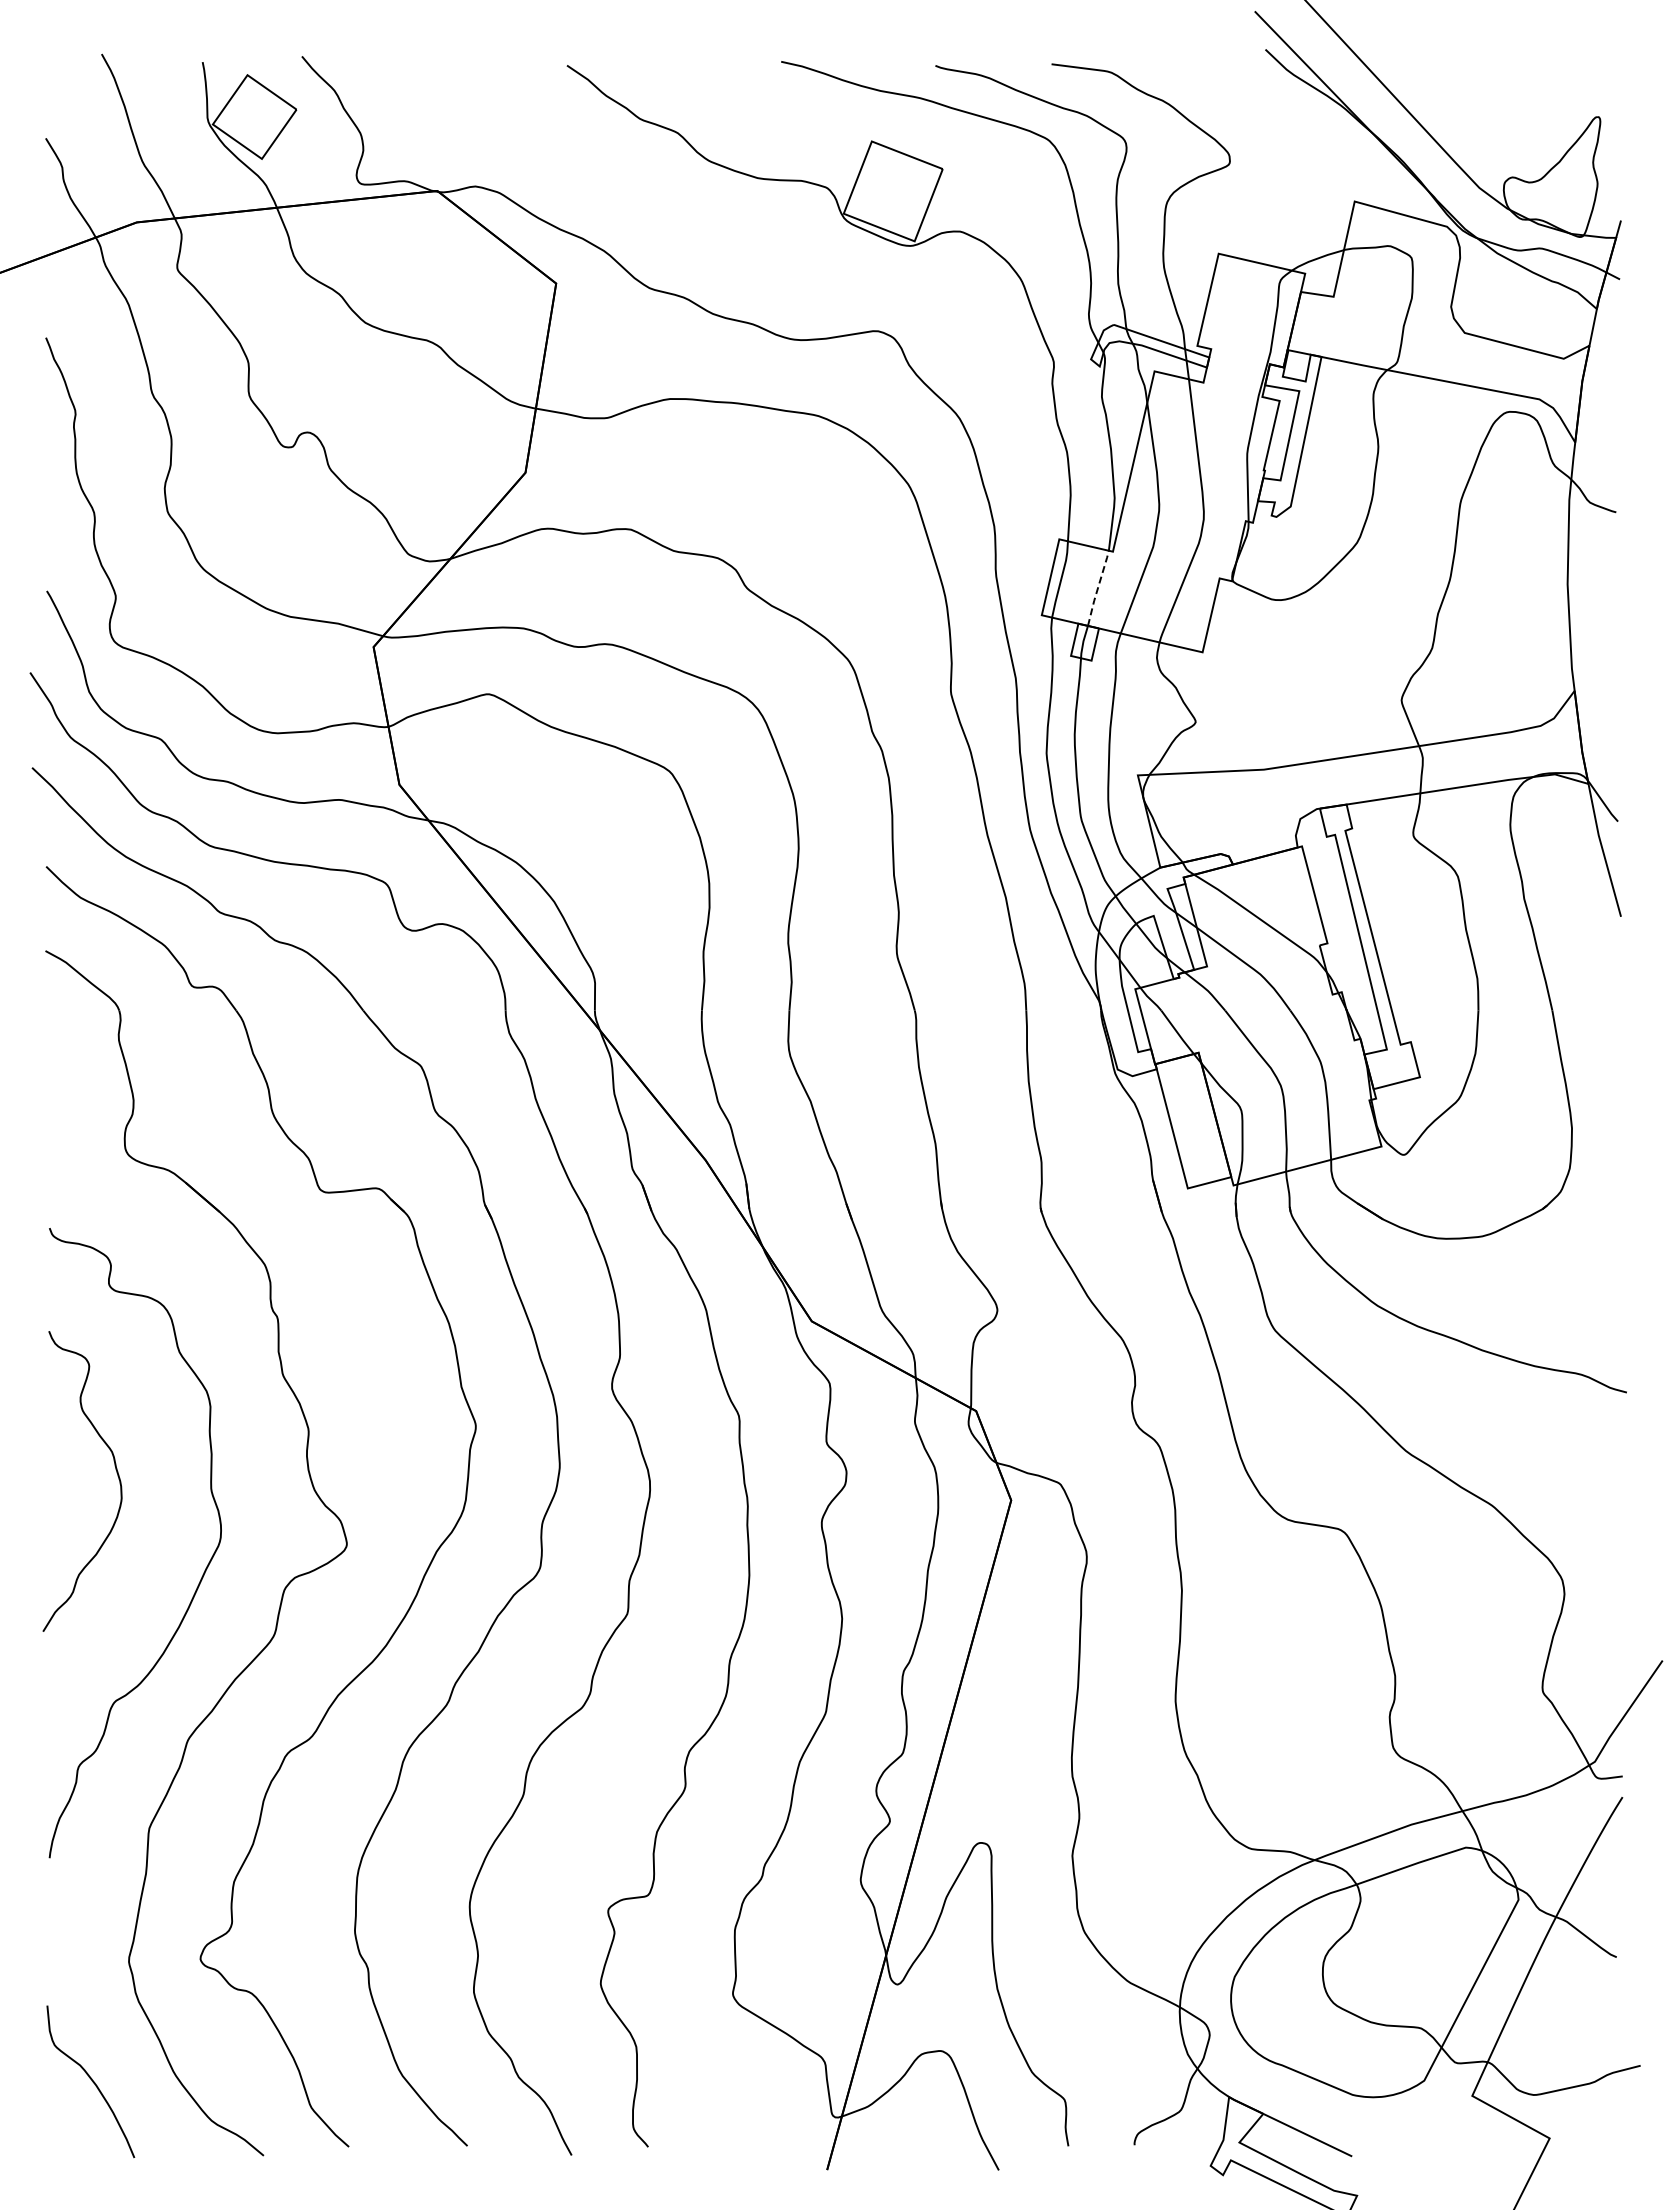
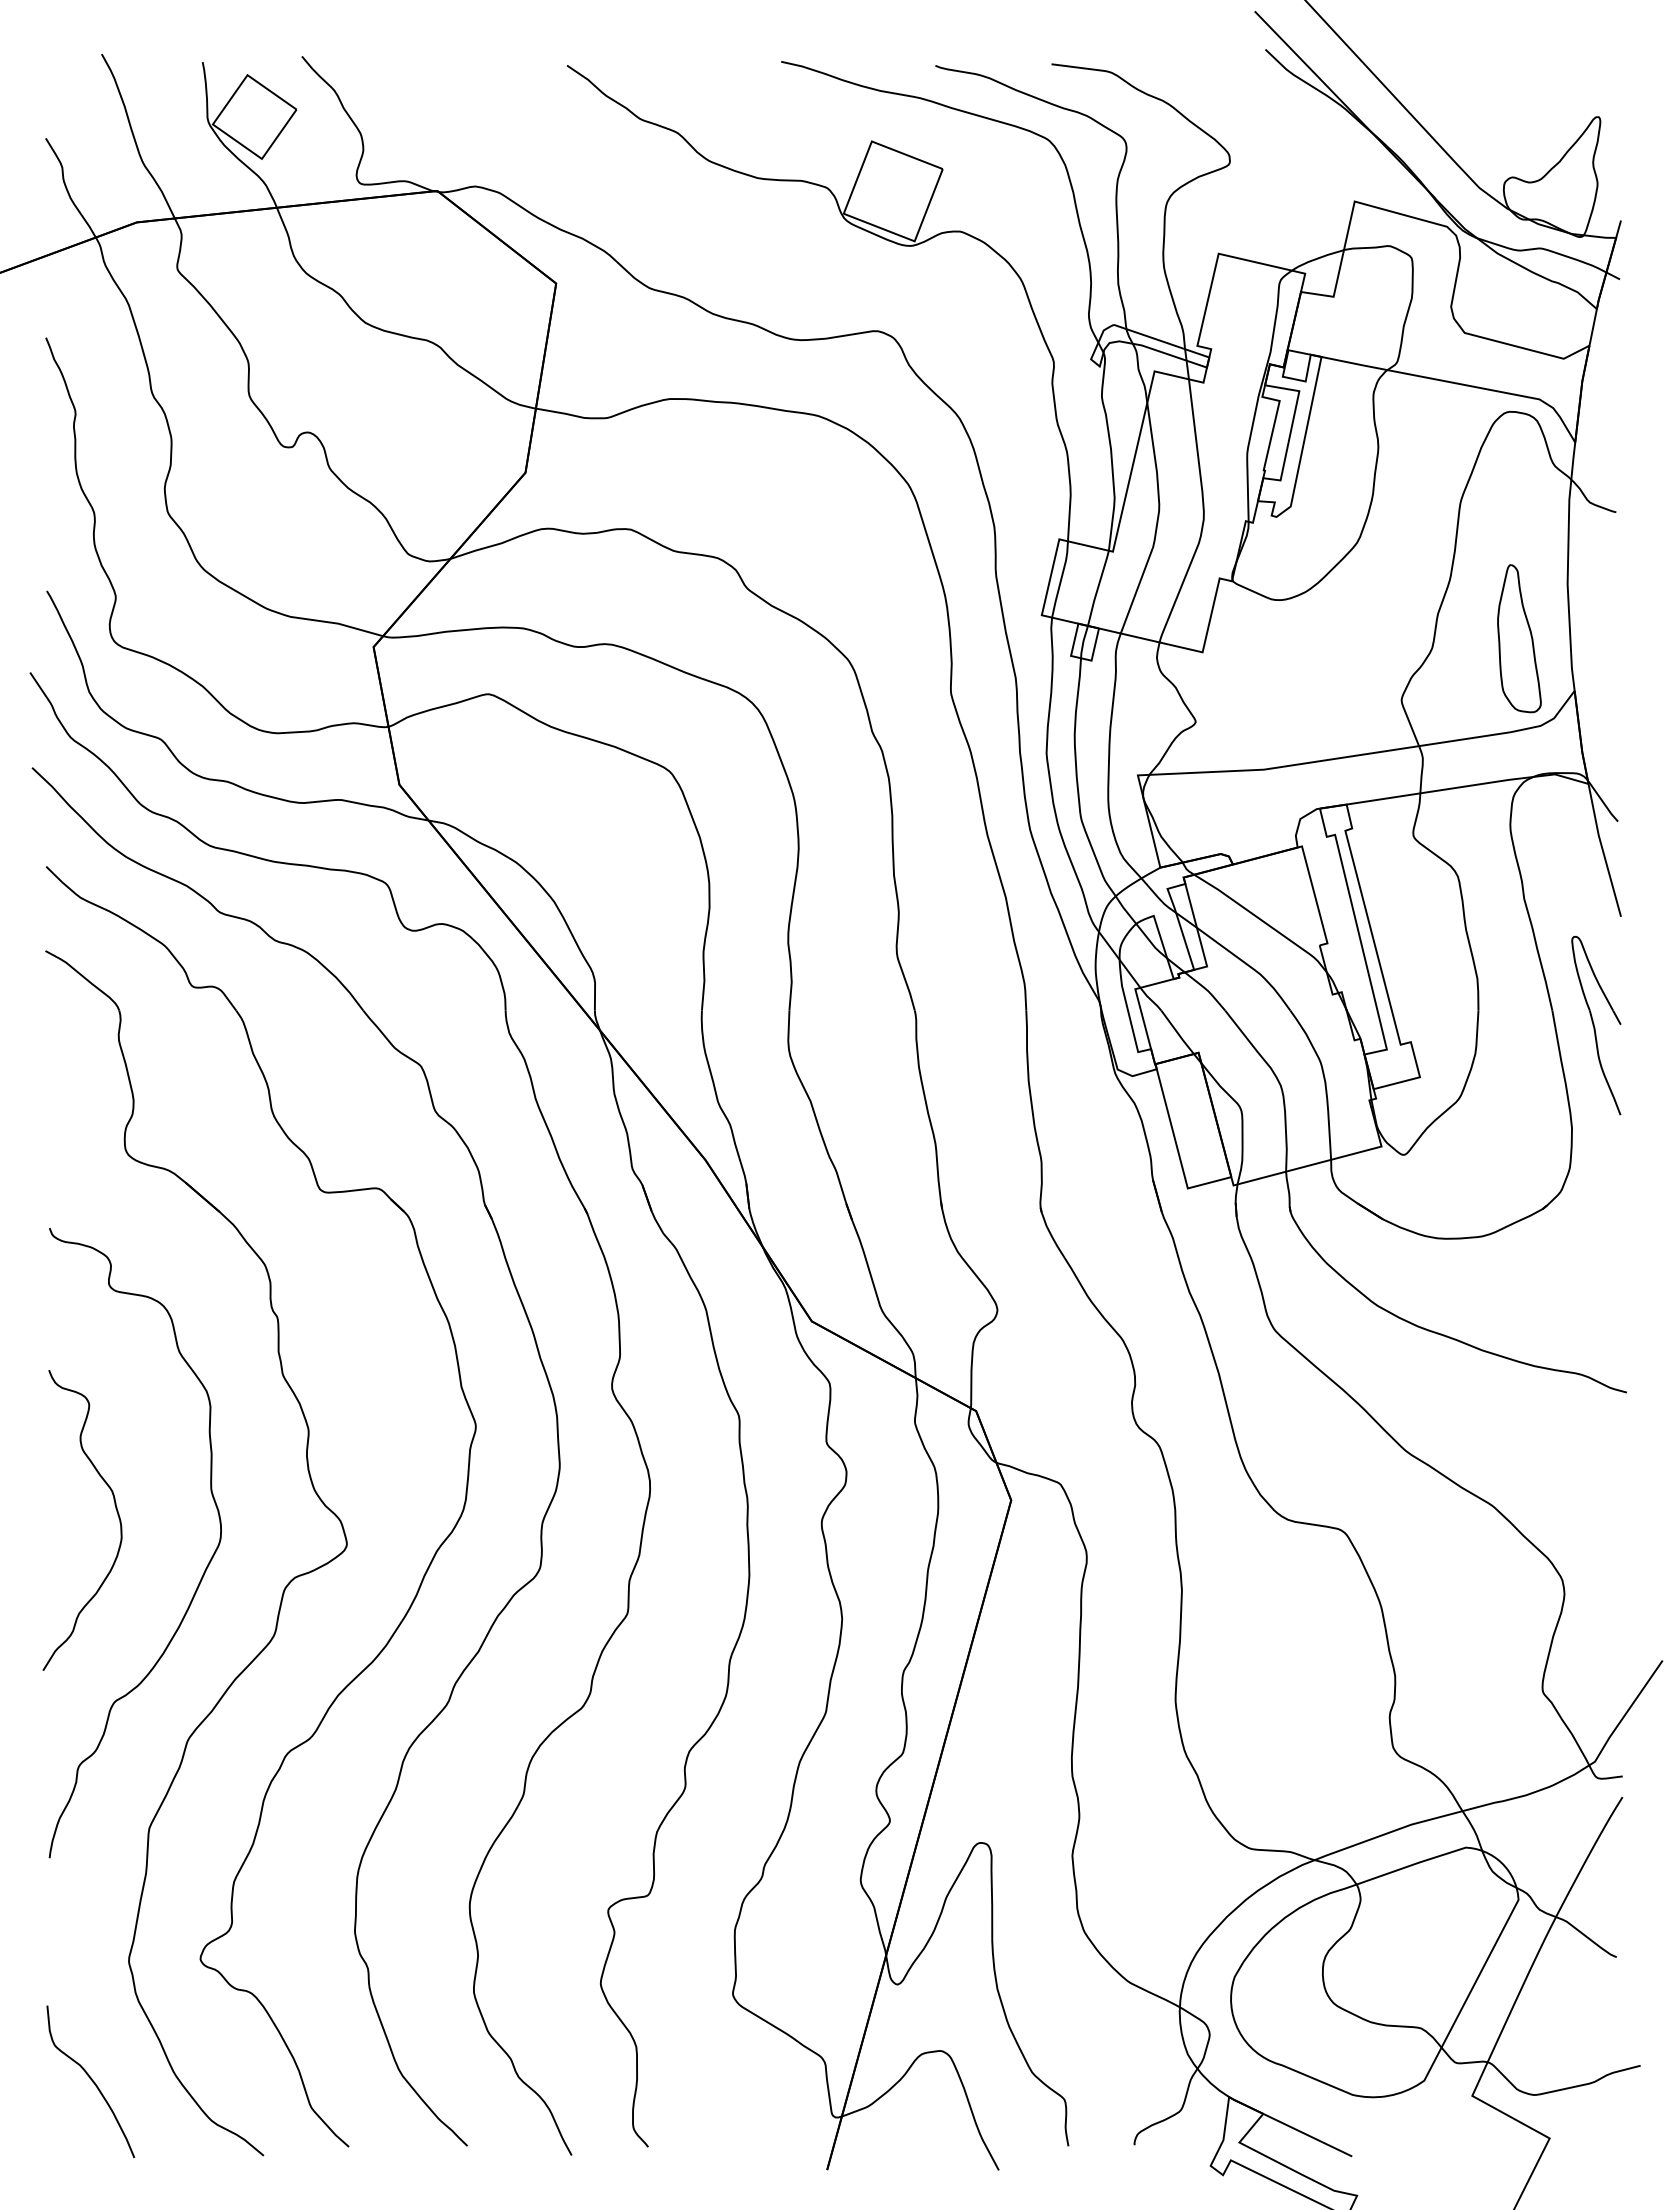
line: dashed -> solid (1098, 587)
part: none -> present (1519, 638)
part: none -> present (1596, 1025)
curve position: (116, 1473) -> (116, 1512) (116, 1512)
